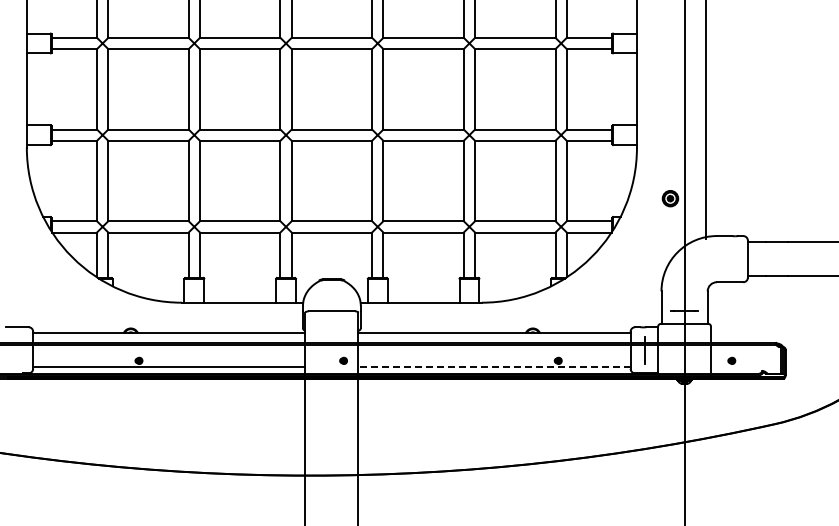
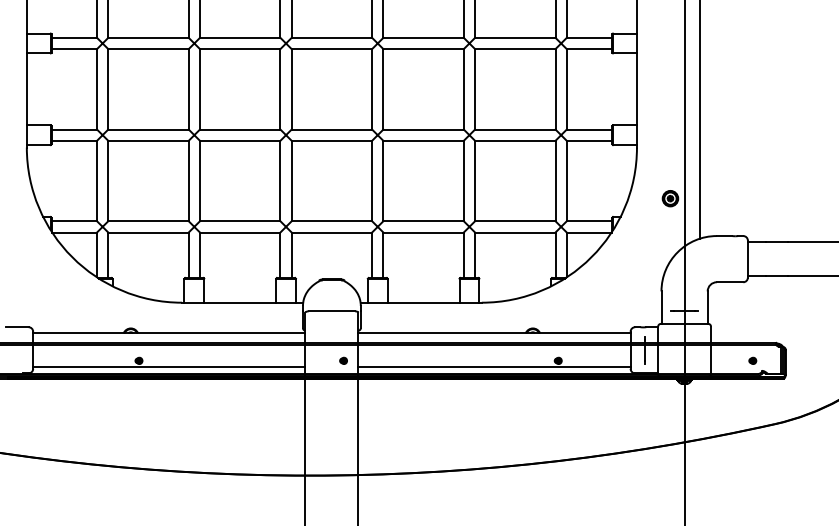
line position: (706, 120) -> (700, 120) (700, 120)
part position: (731, 360) -> (752, 360) (752, 360)
line: dashed -> solid (494, 367)
